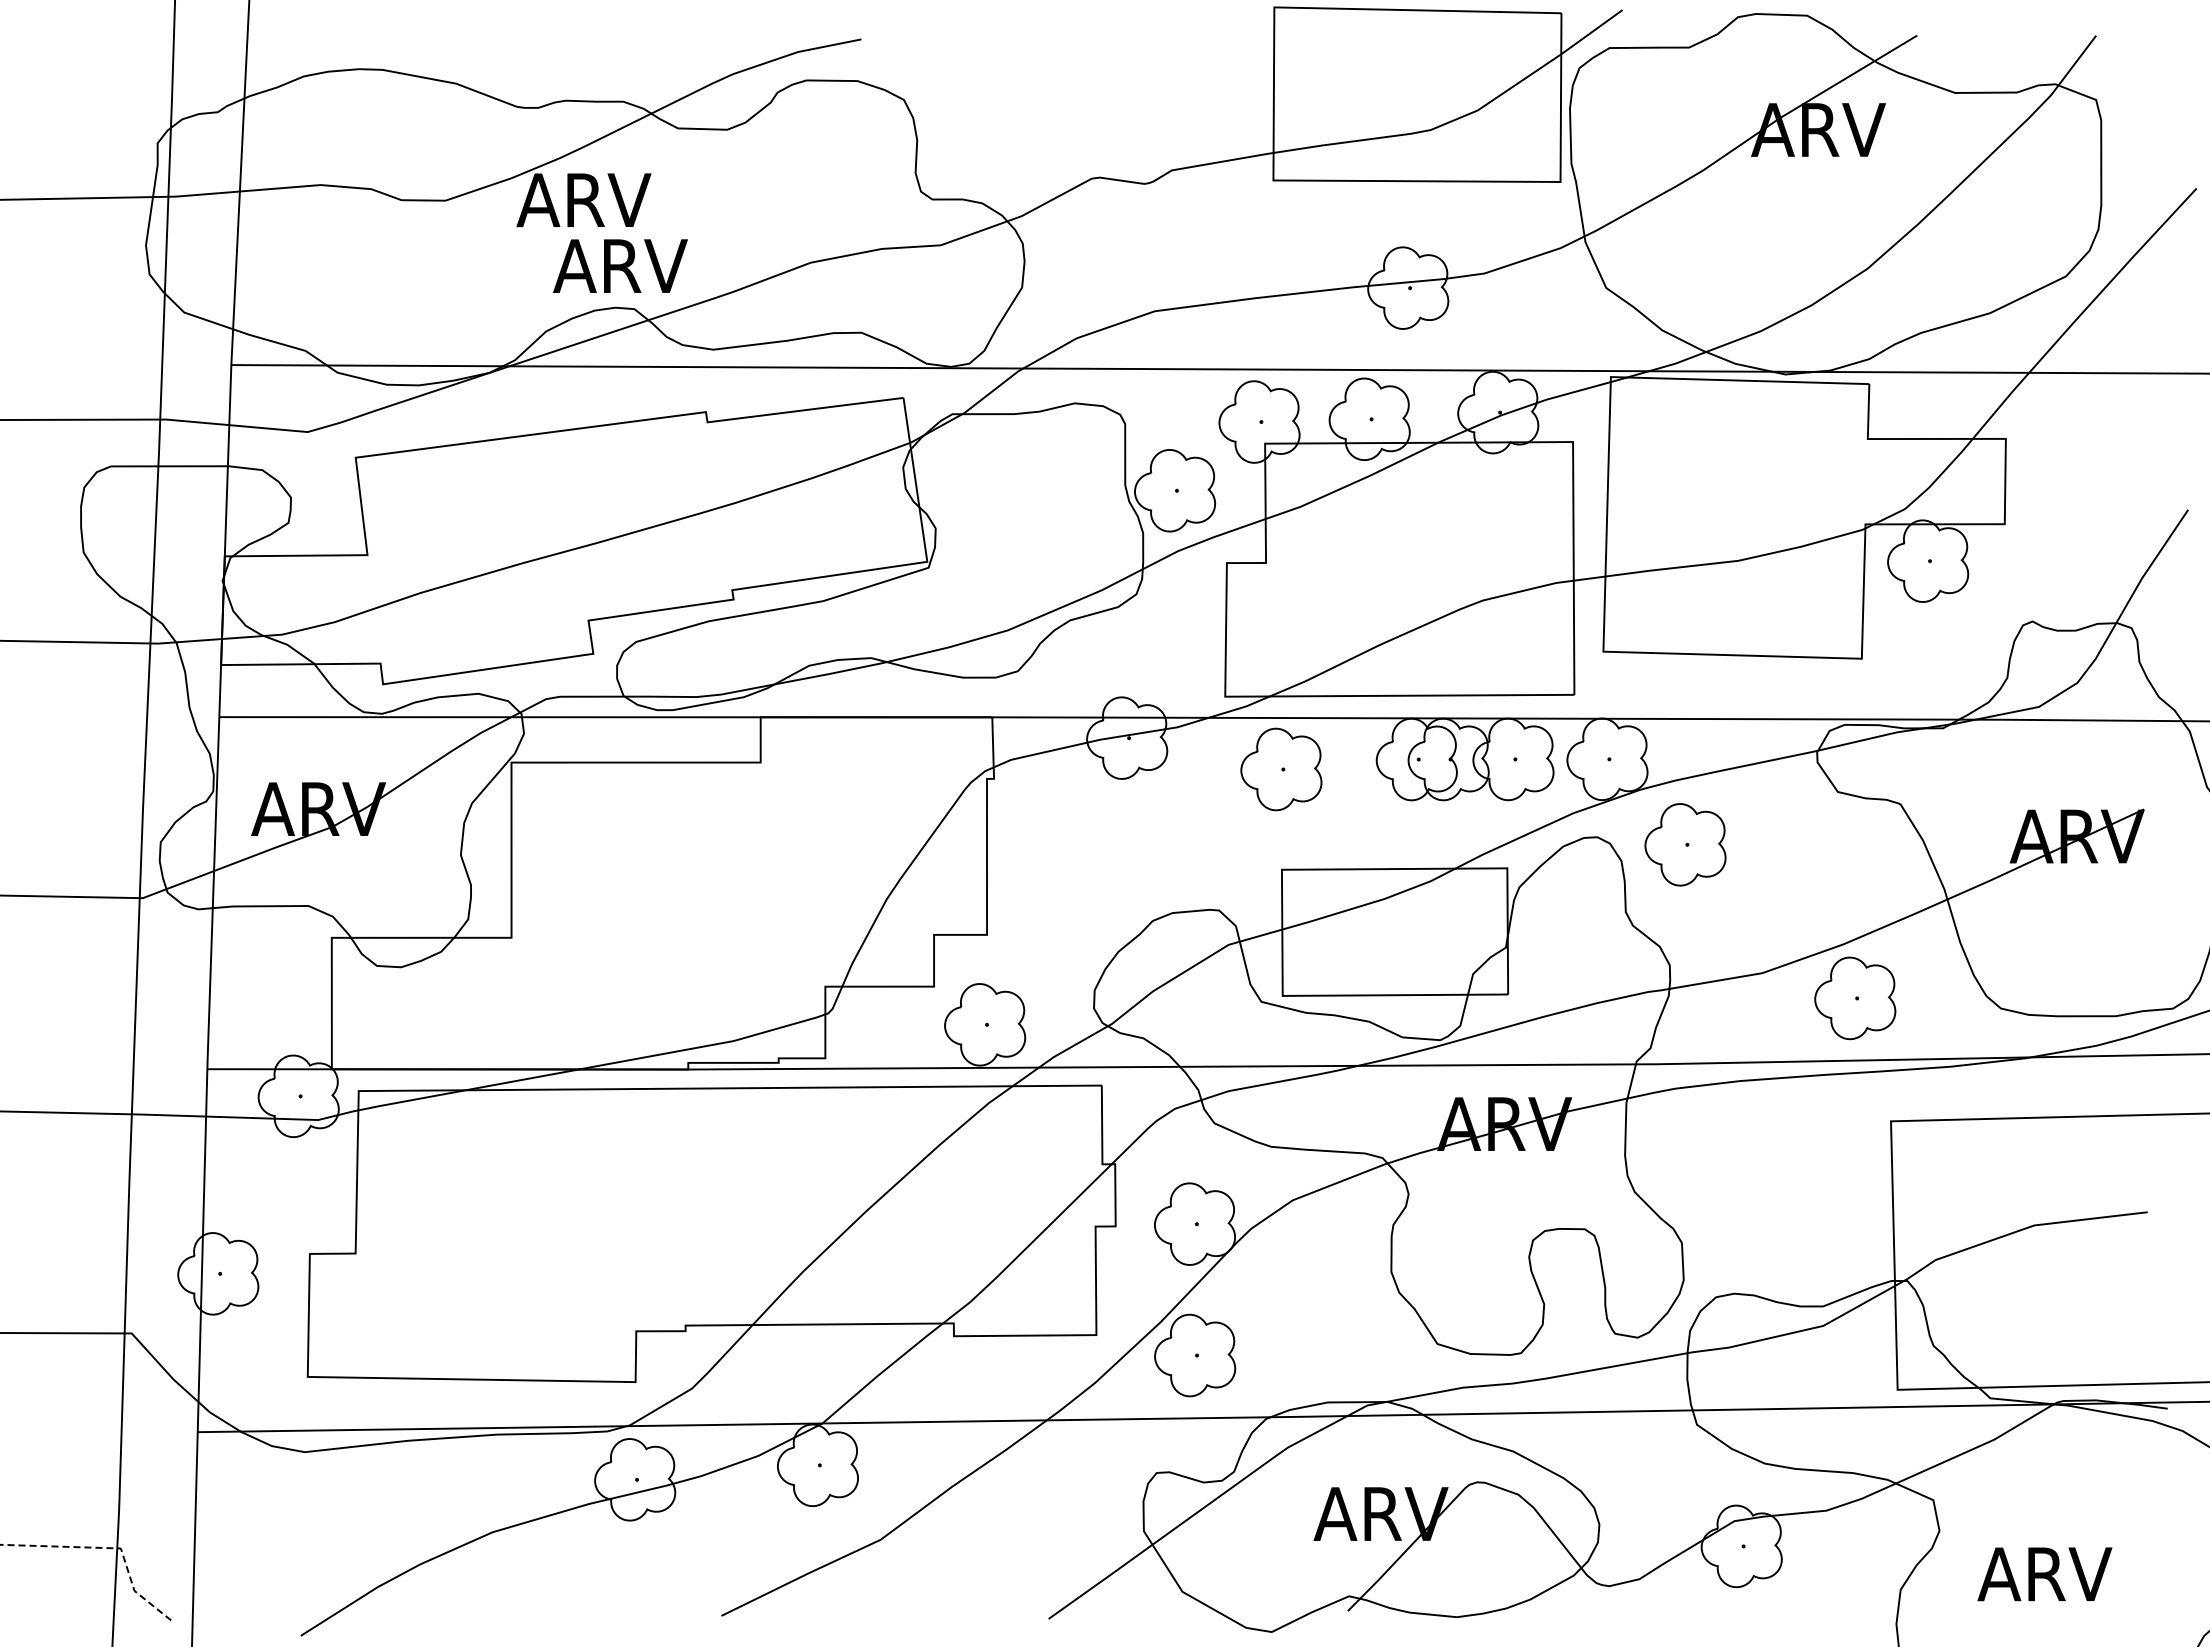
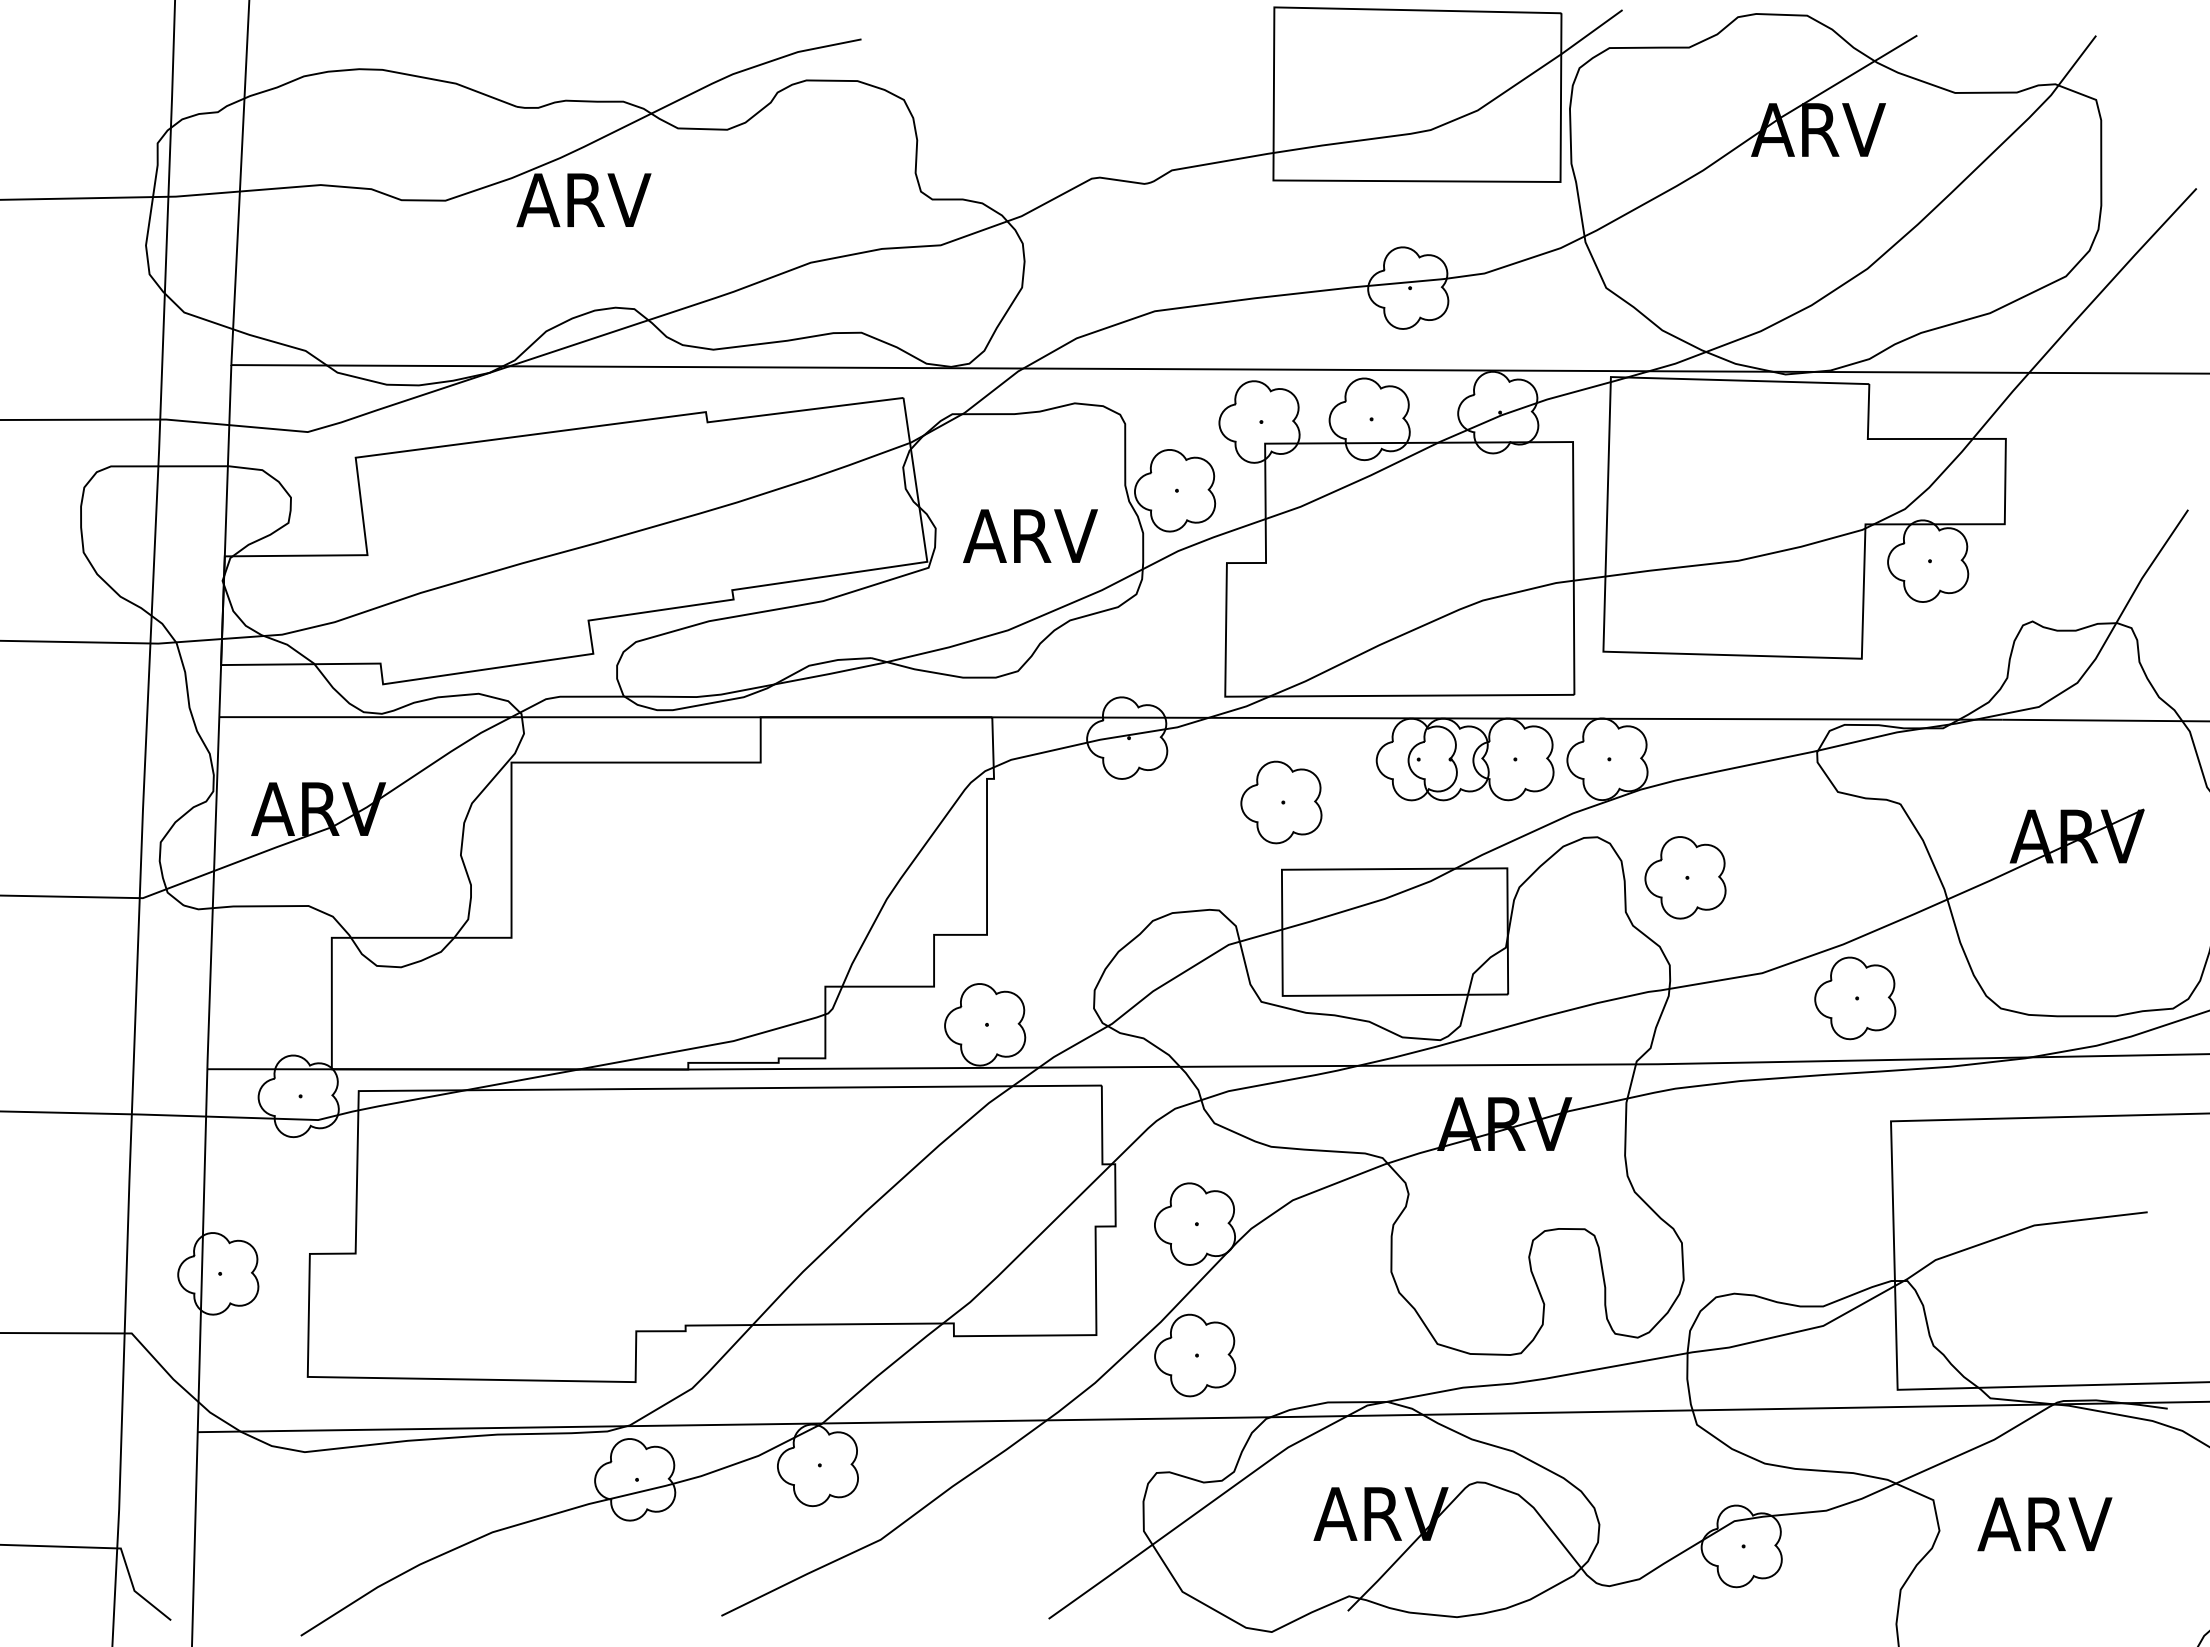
text position: (620, 265) -> (1030, 535) (1030, 535)
part position: (1281, 769) -> (1281, 802) (1281, 802)
part position: (1685, 844) -> (1685, 877) (1685, 877)
line: dashed -> solid (107, 1548)
text position: (2044, 1574) -> (2044, 1524) (2044, 1524)
